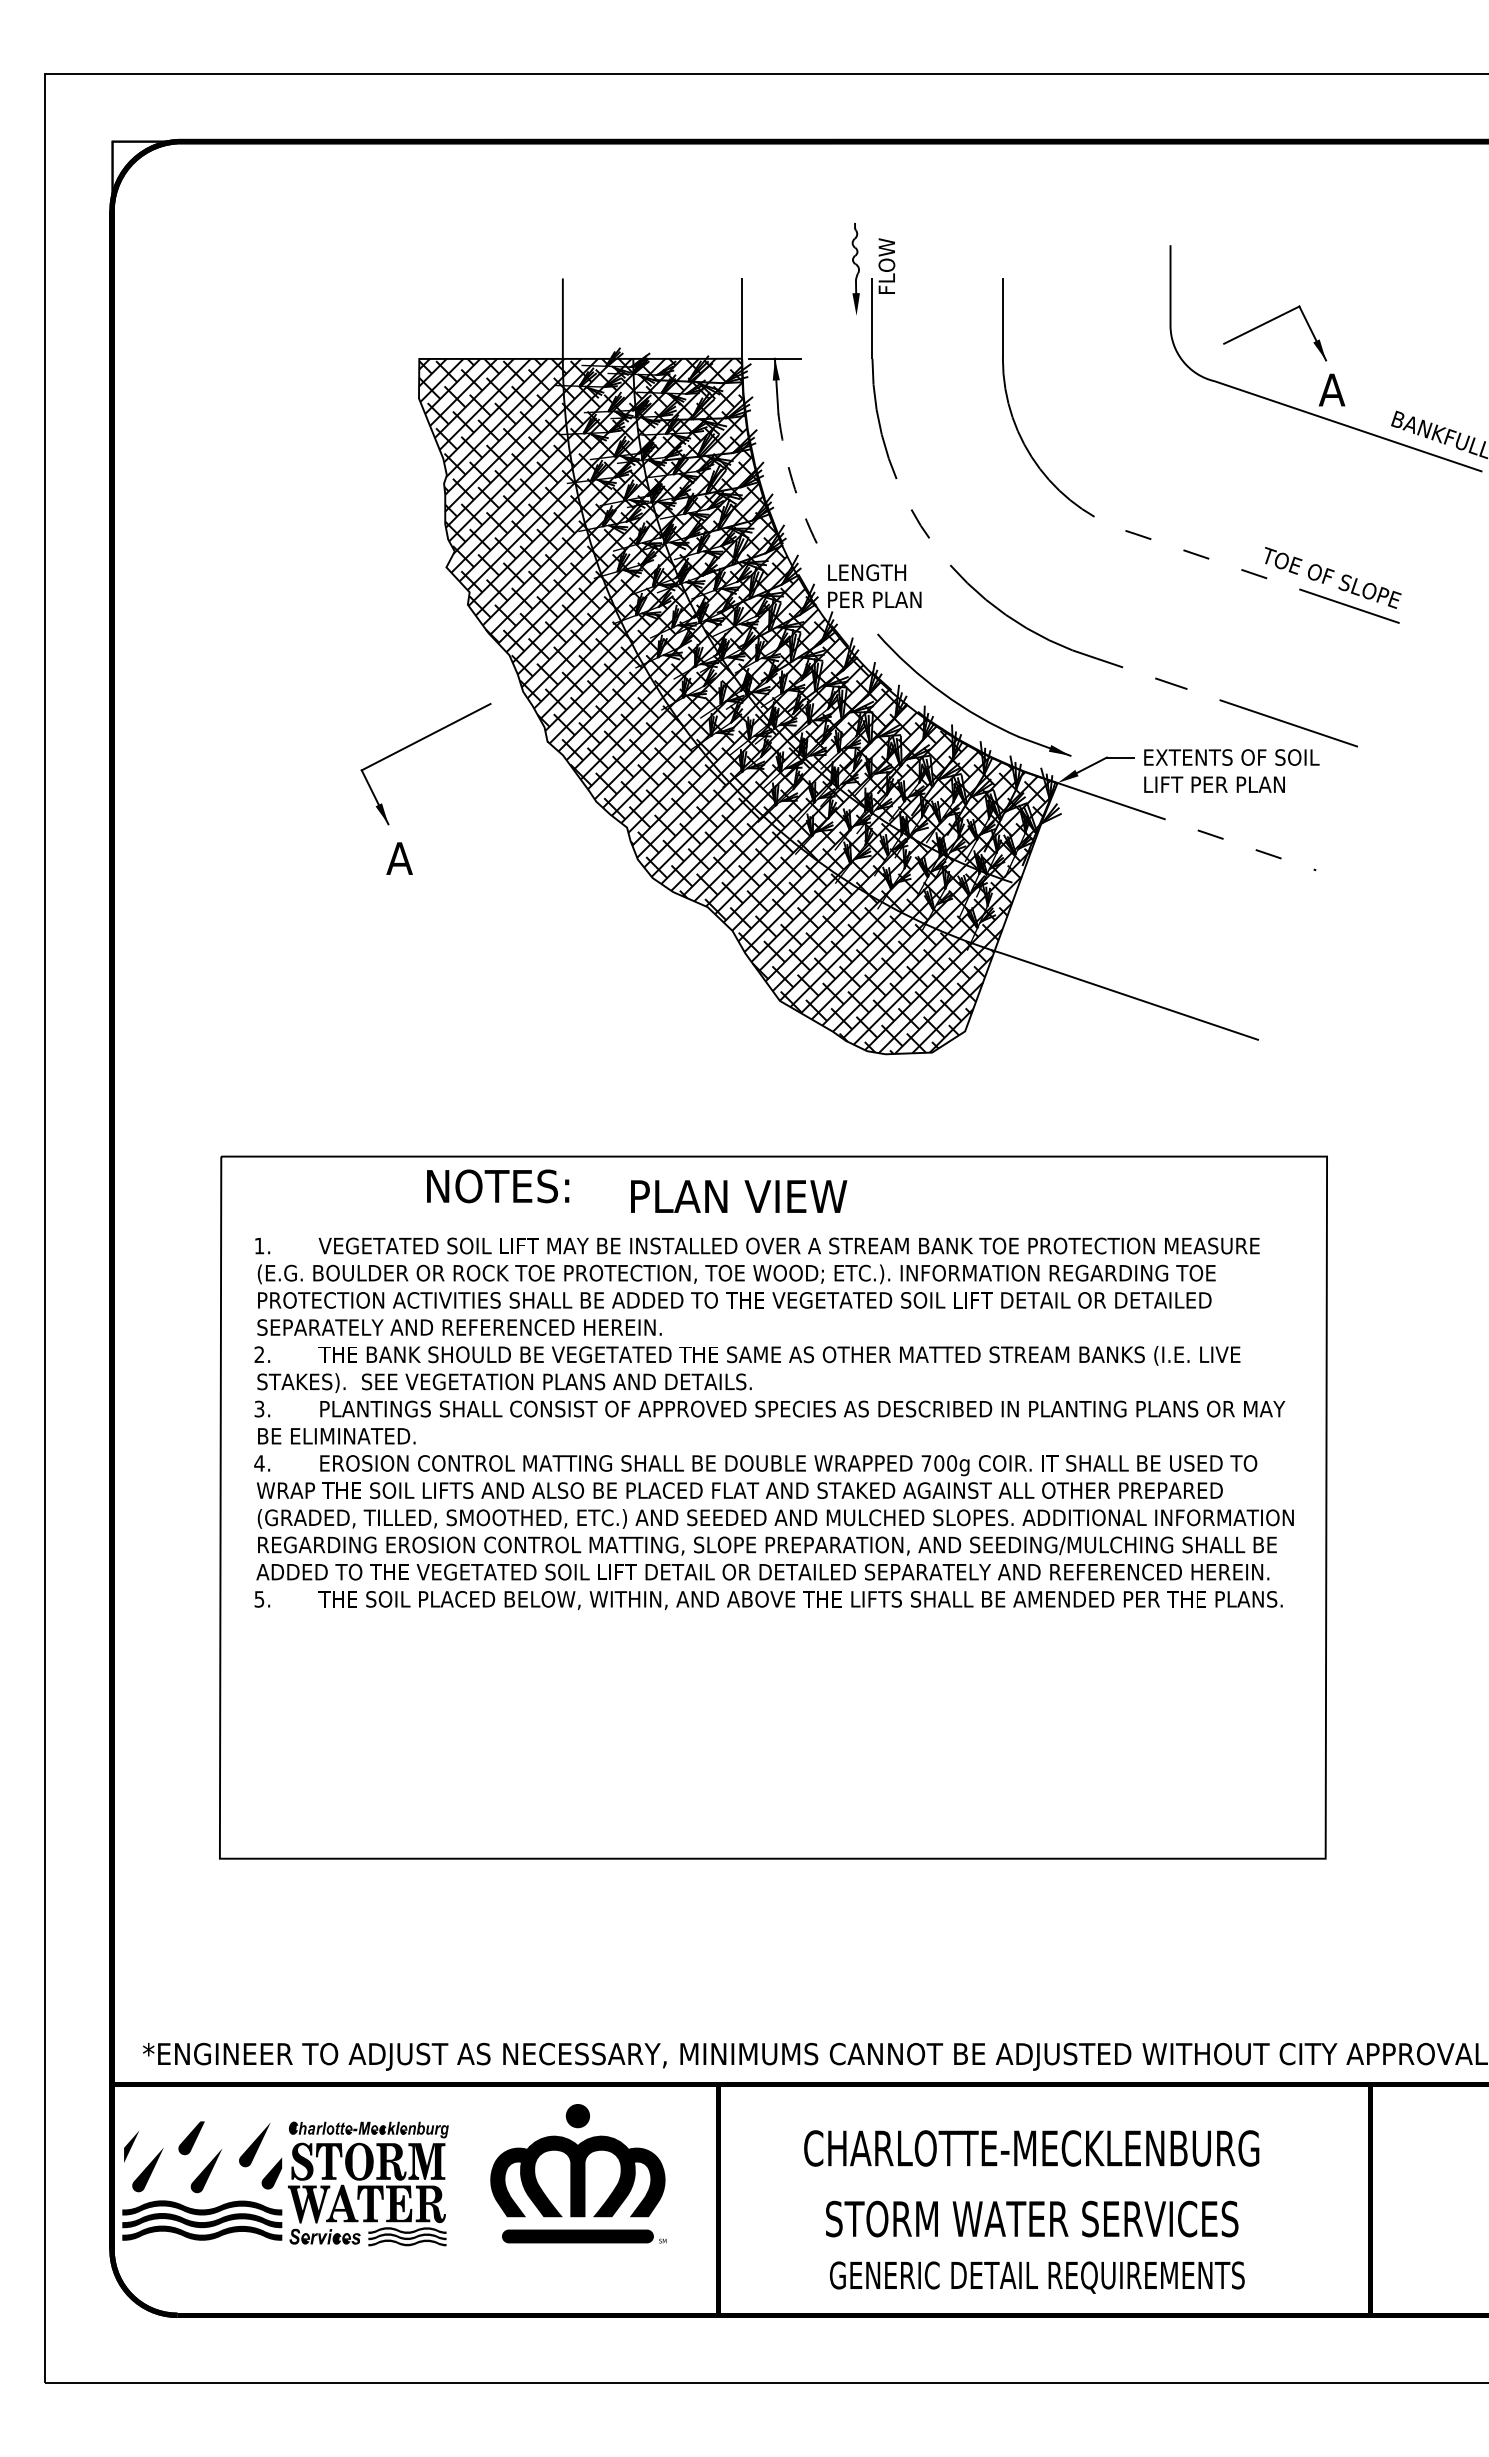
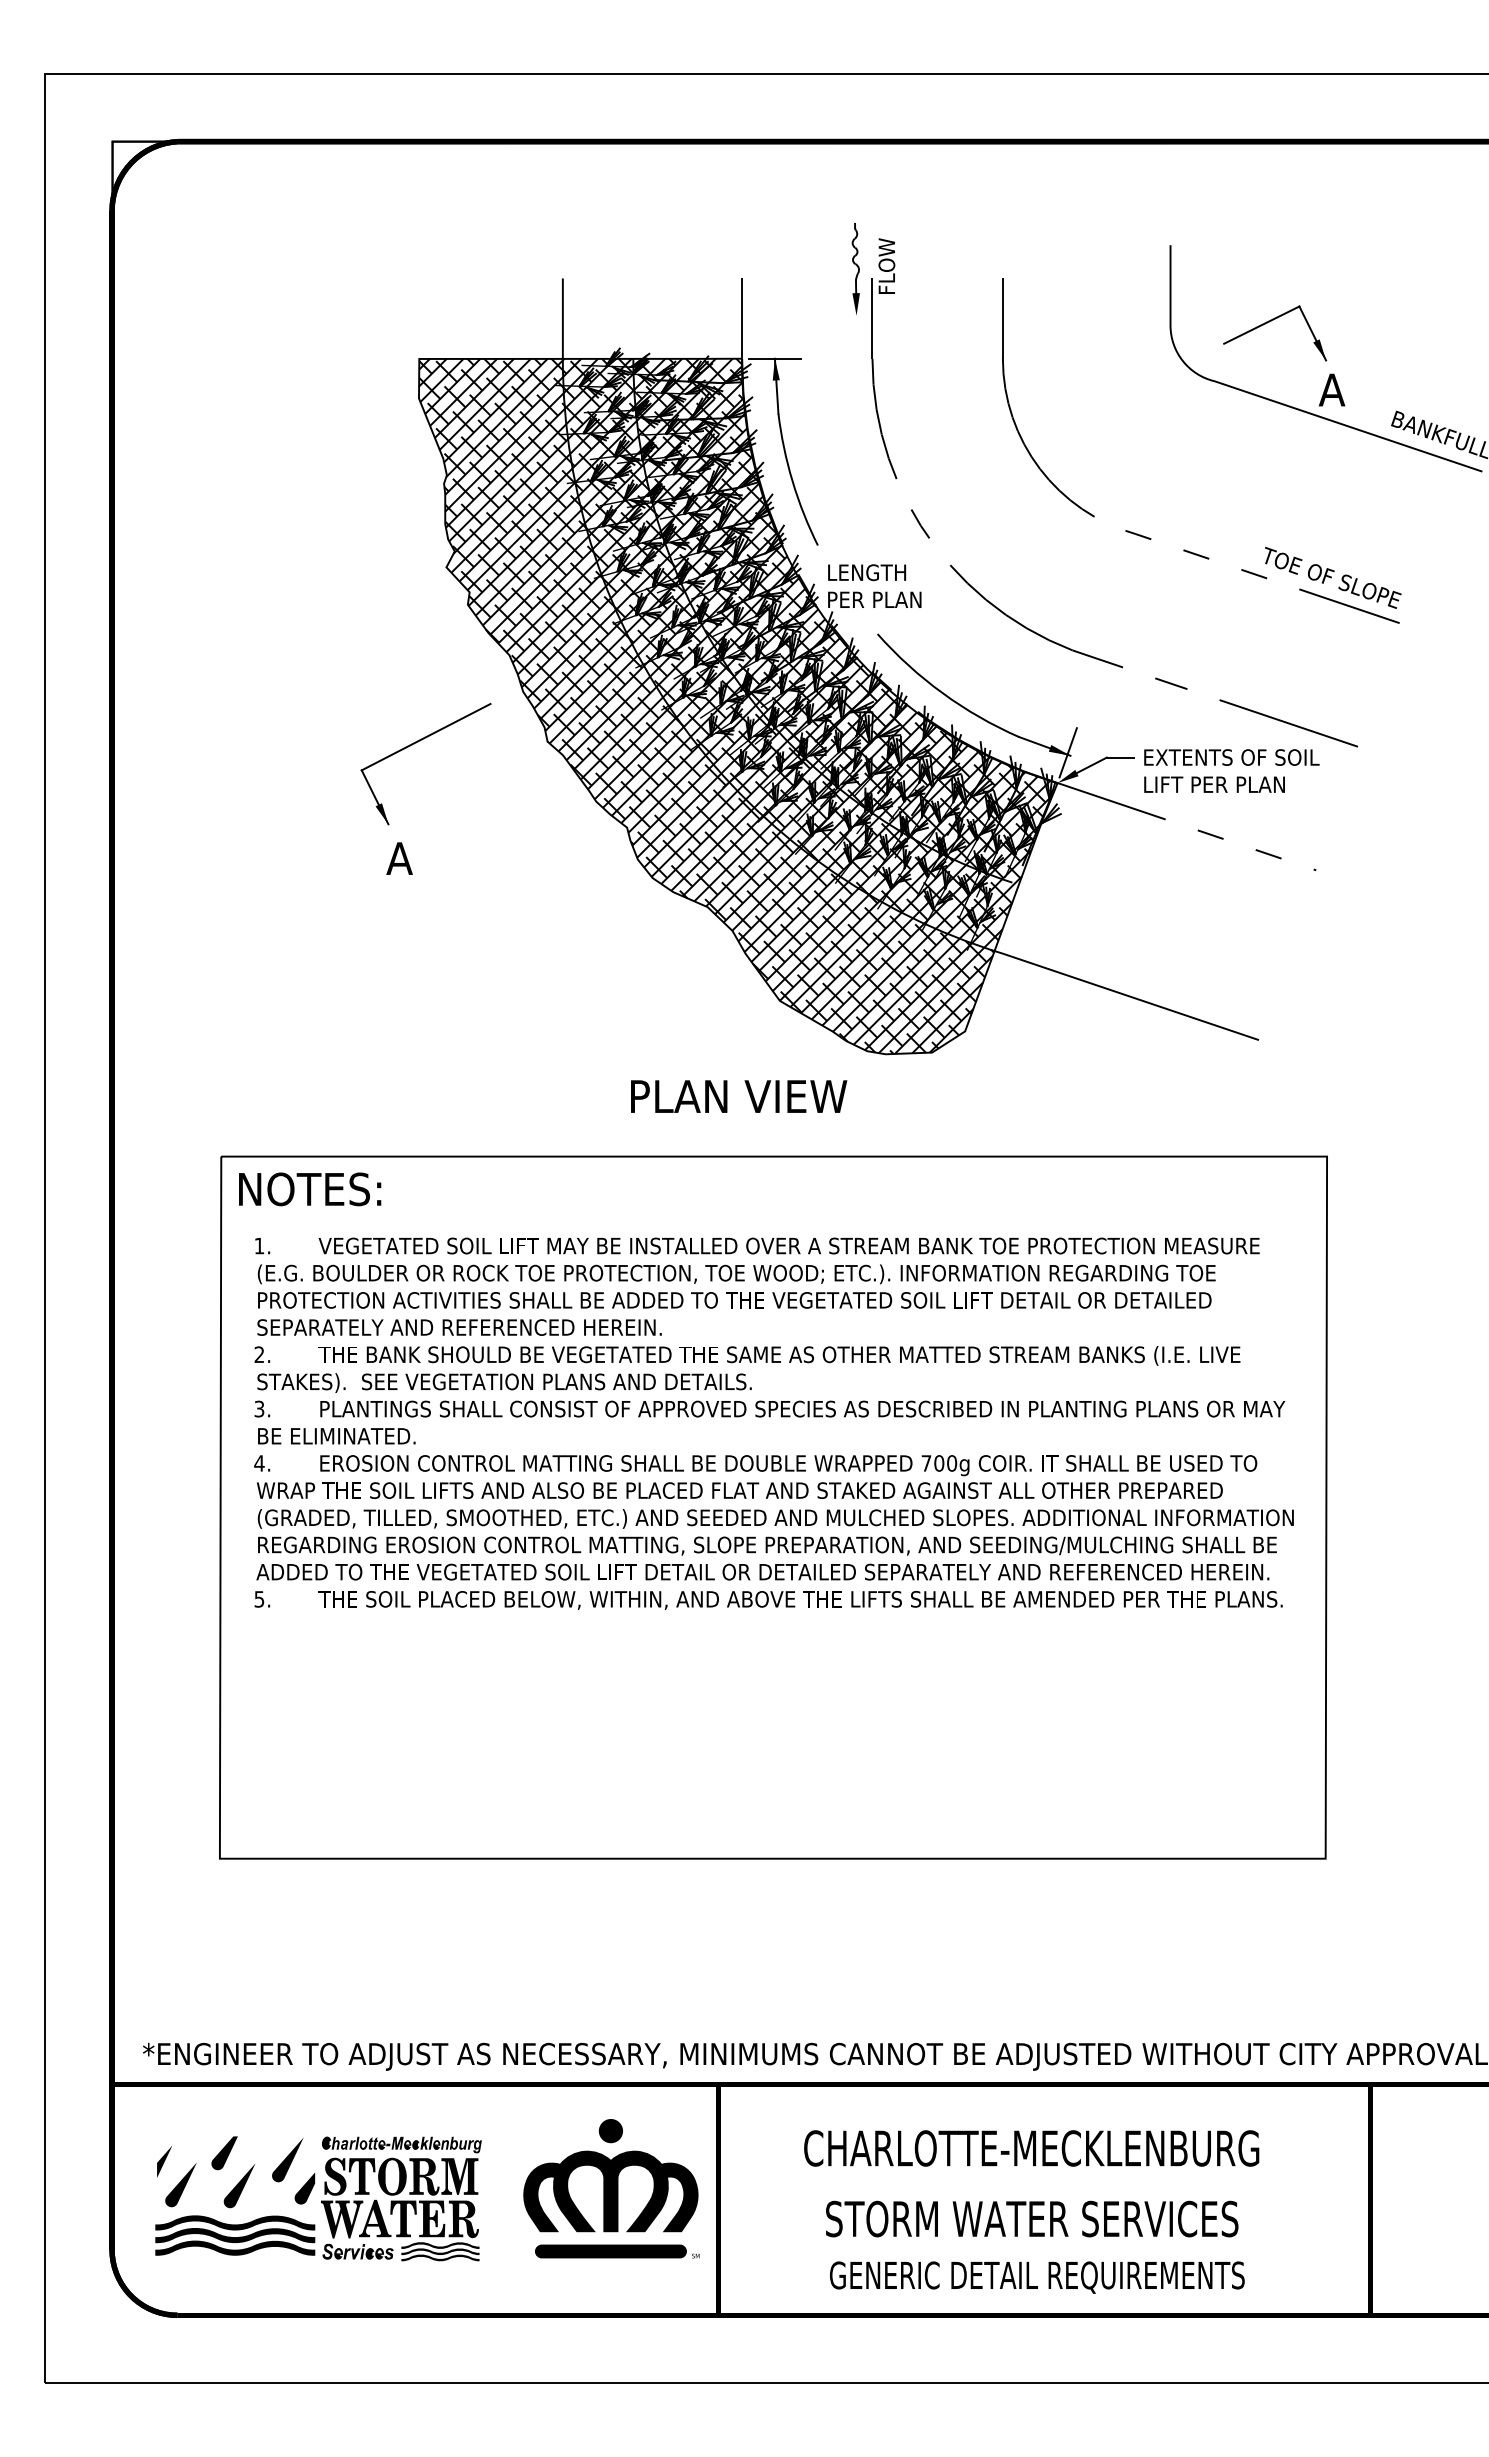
line: dashed -> solid (792, 481)
line: none -> present (1067, 752)
text position: (498, 1186) -> (310, 1189) (310, 1189)
text position: (739, 1196) -> (739, 1096) (739, 1096)
text position: (394, 2175) -> (427, 2190) (427, 2190)
